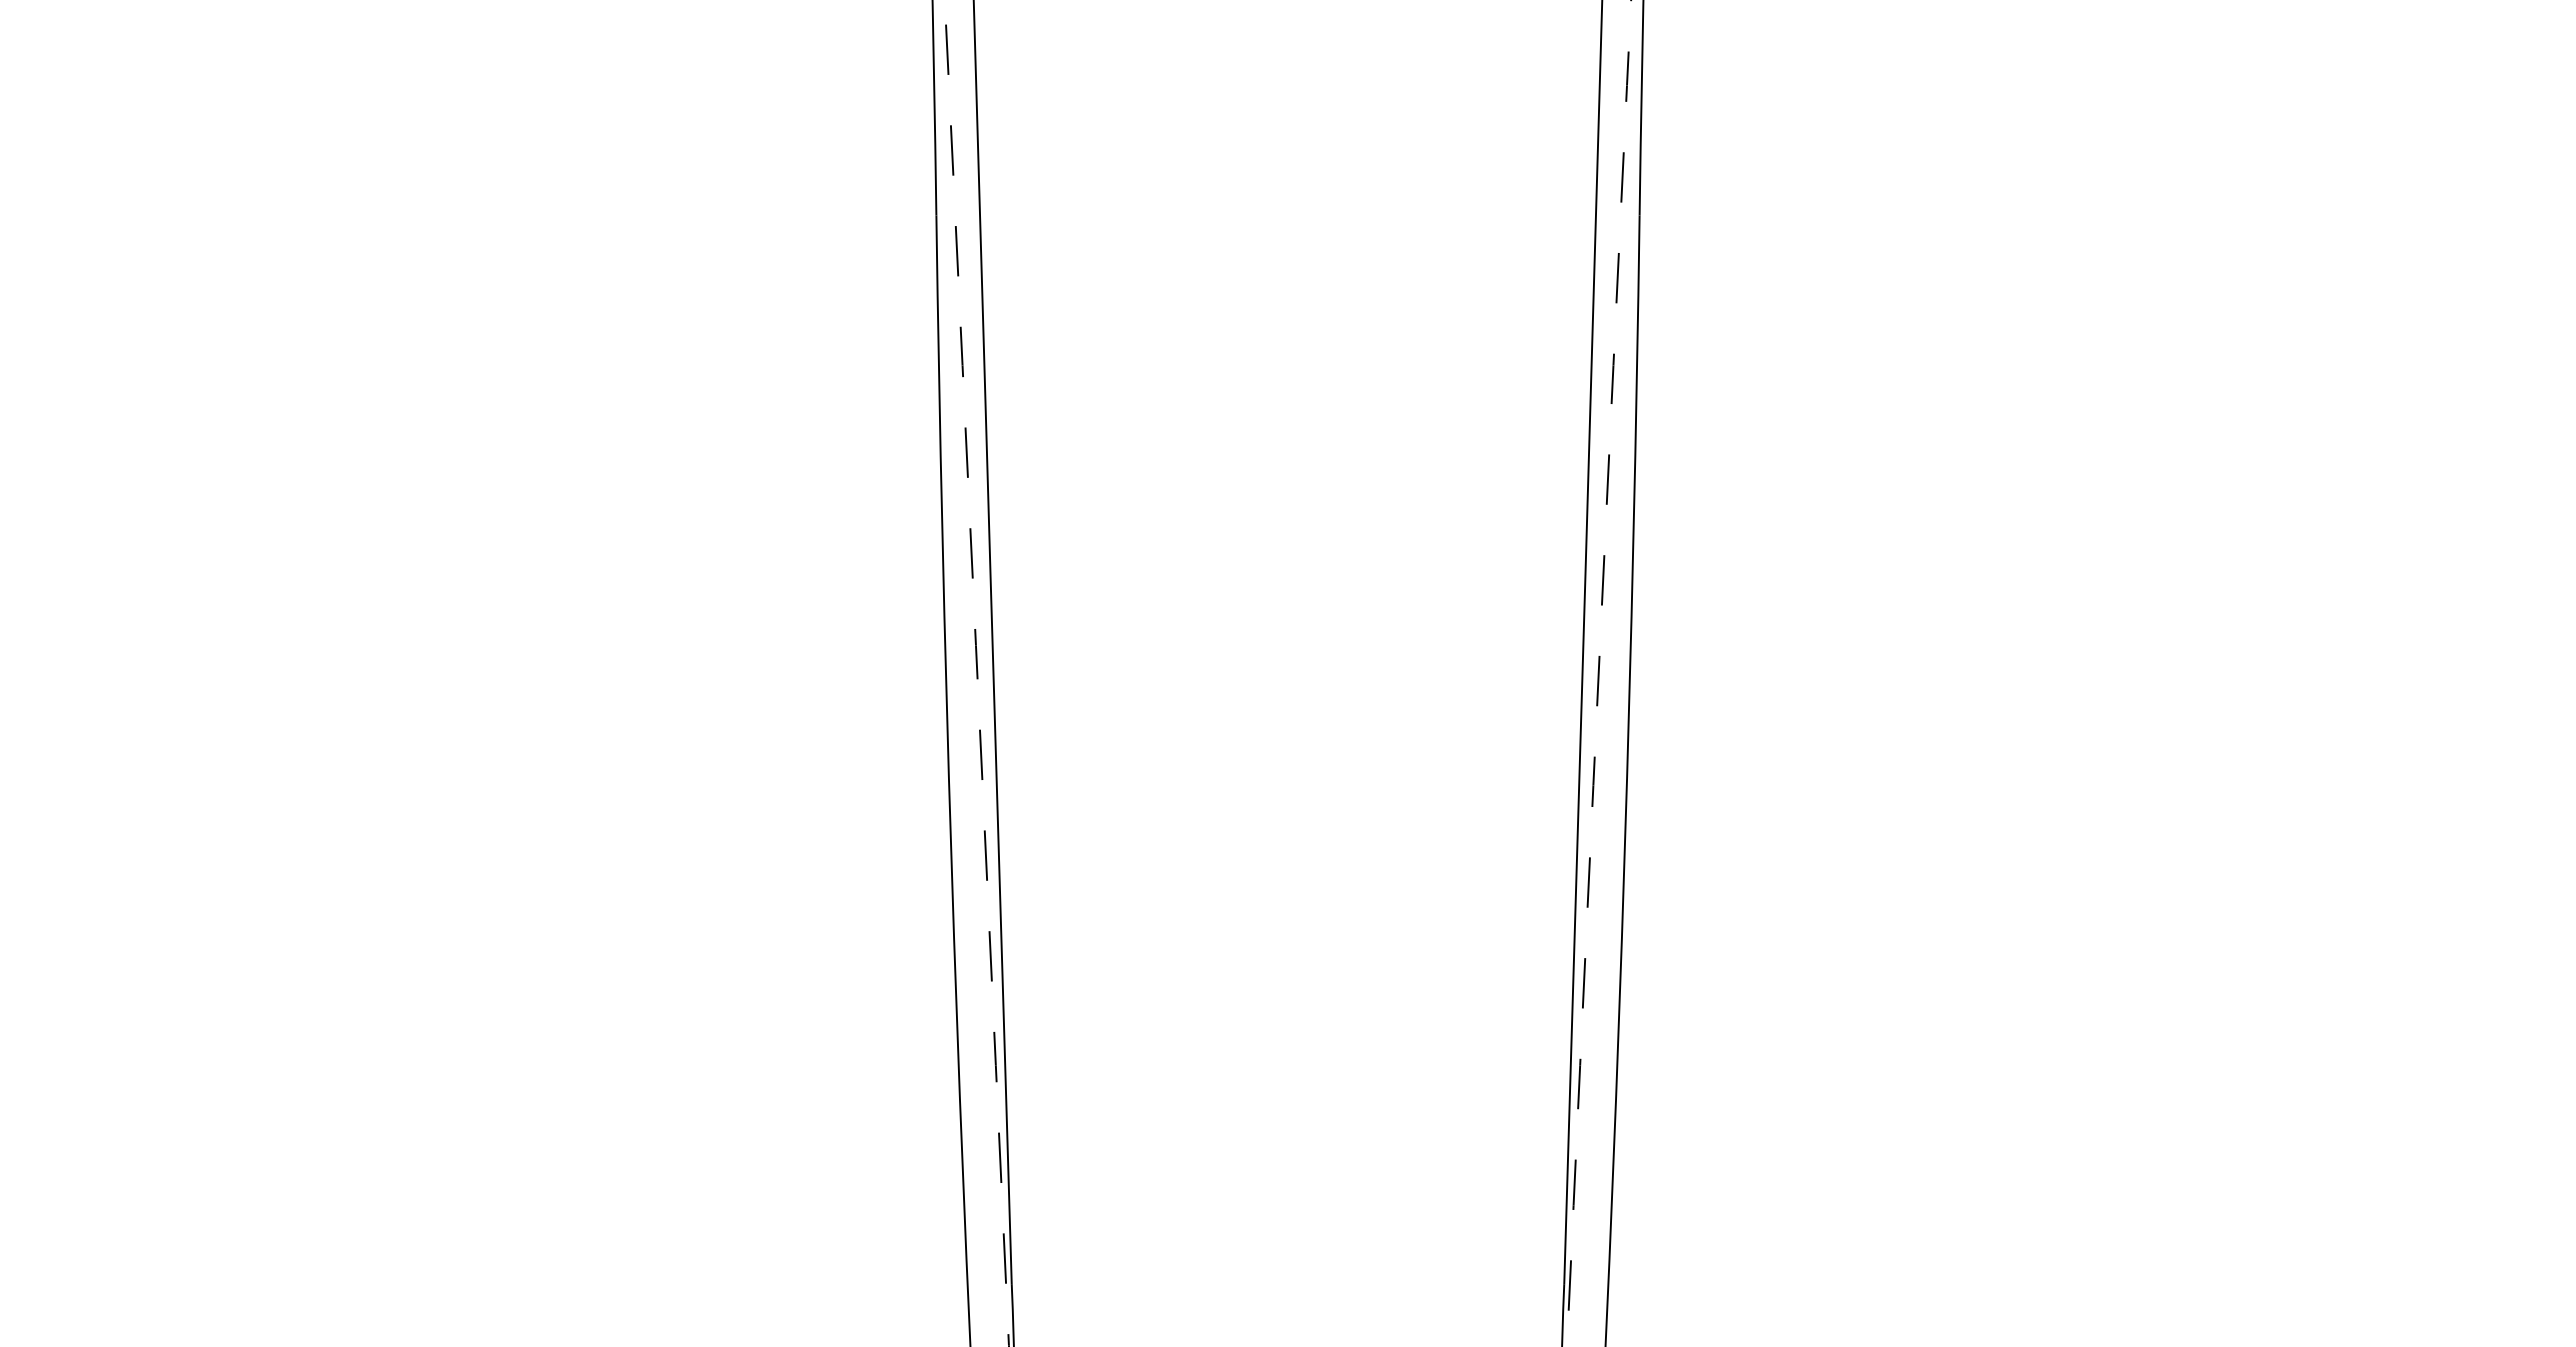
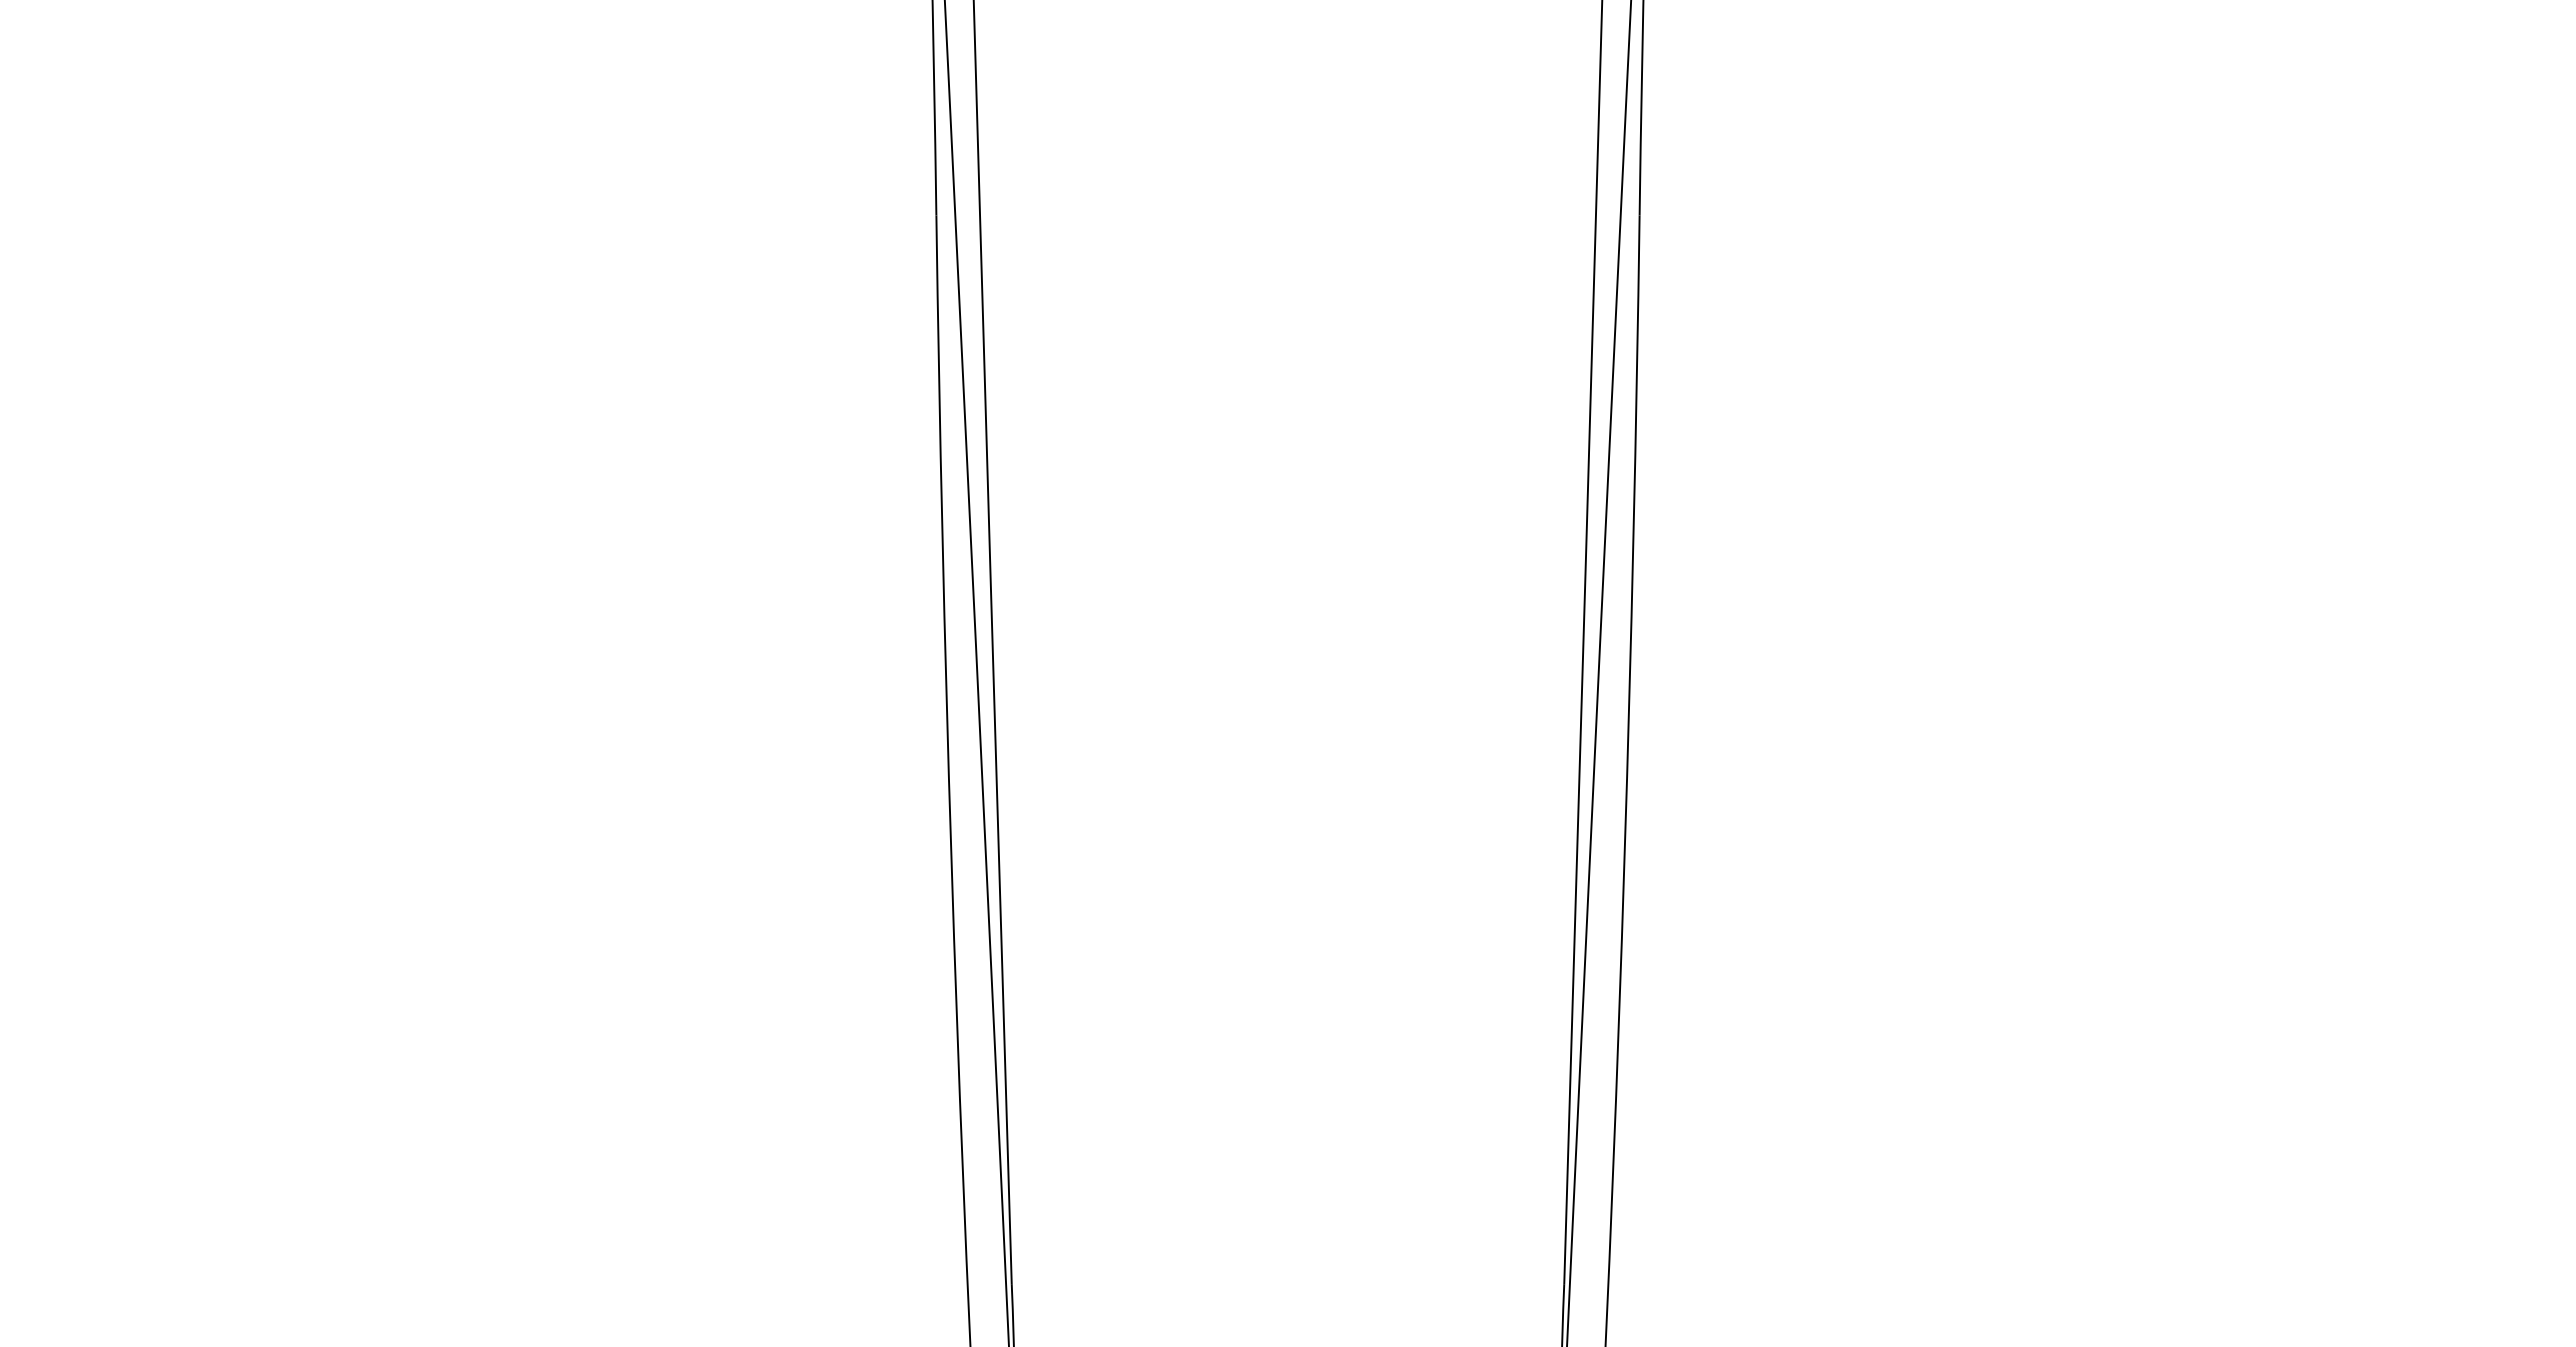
arc: dashed -> solid (977, 672)
arc: dashed -> solid (1598, 673)
